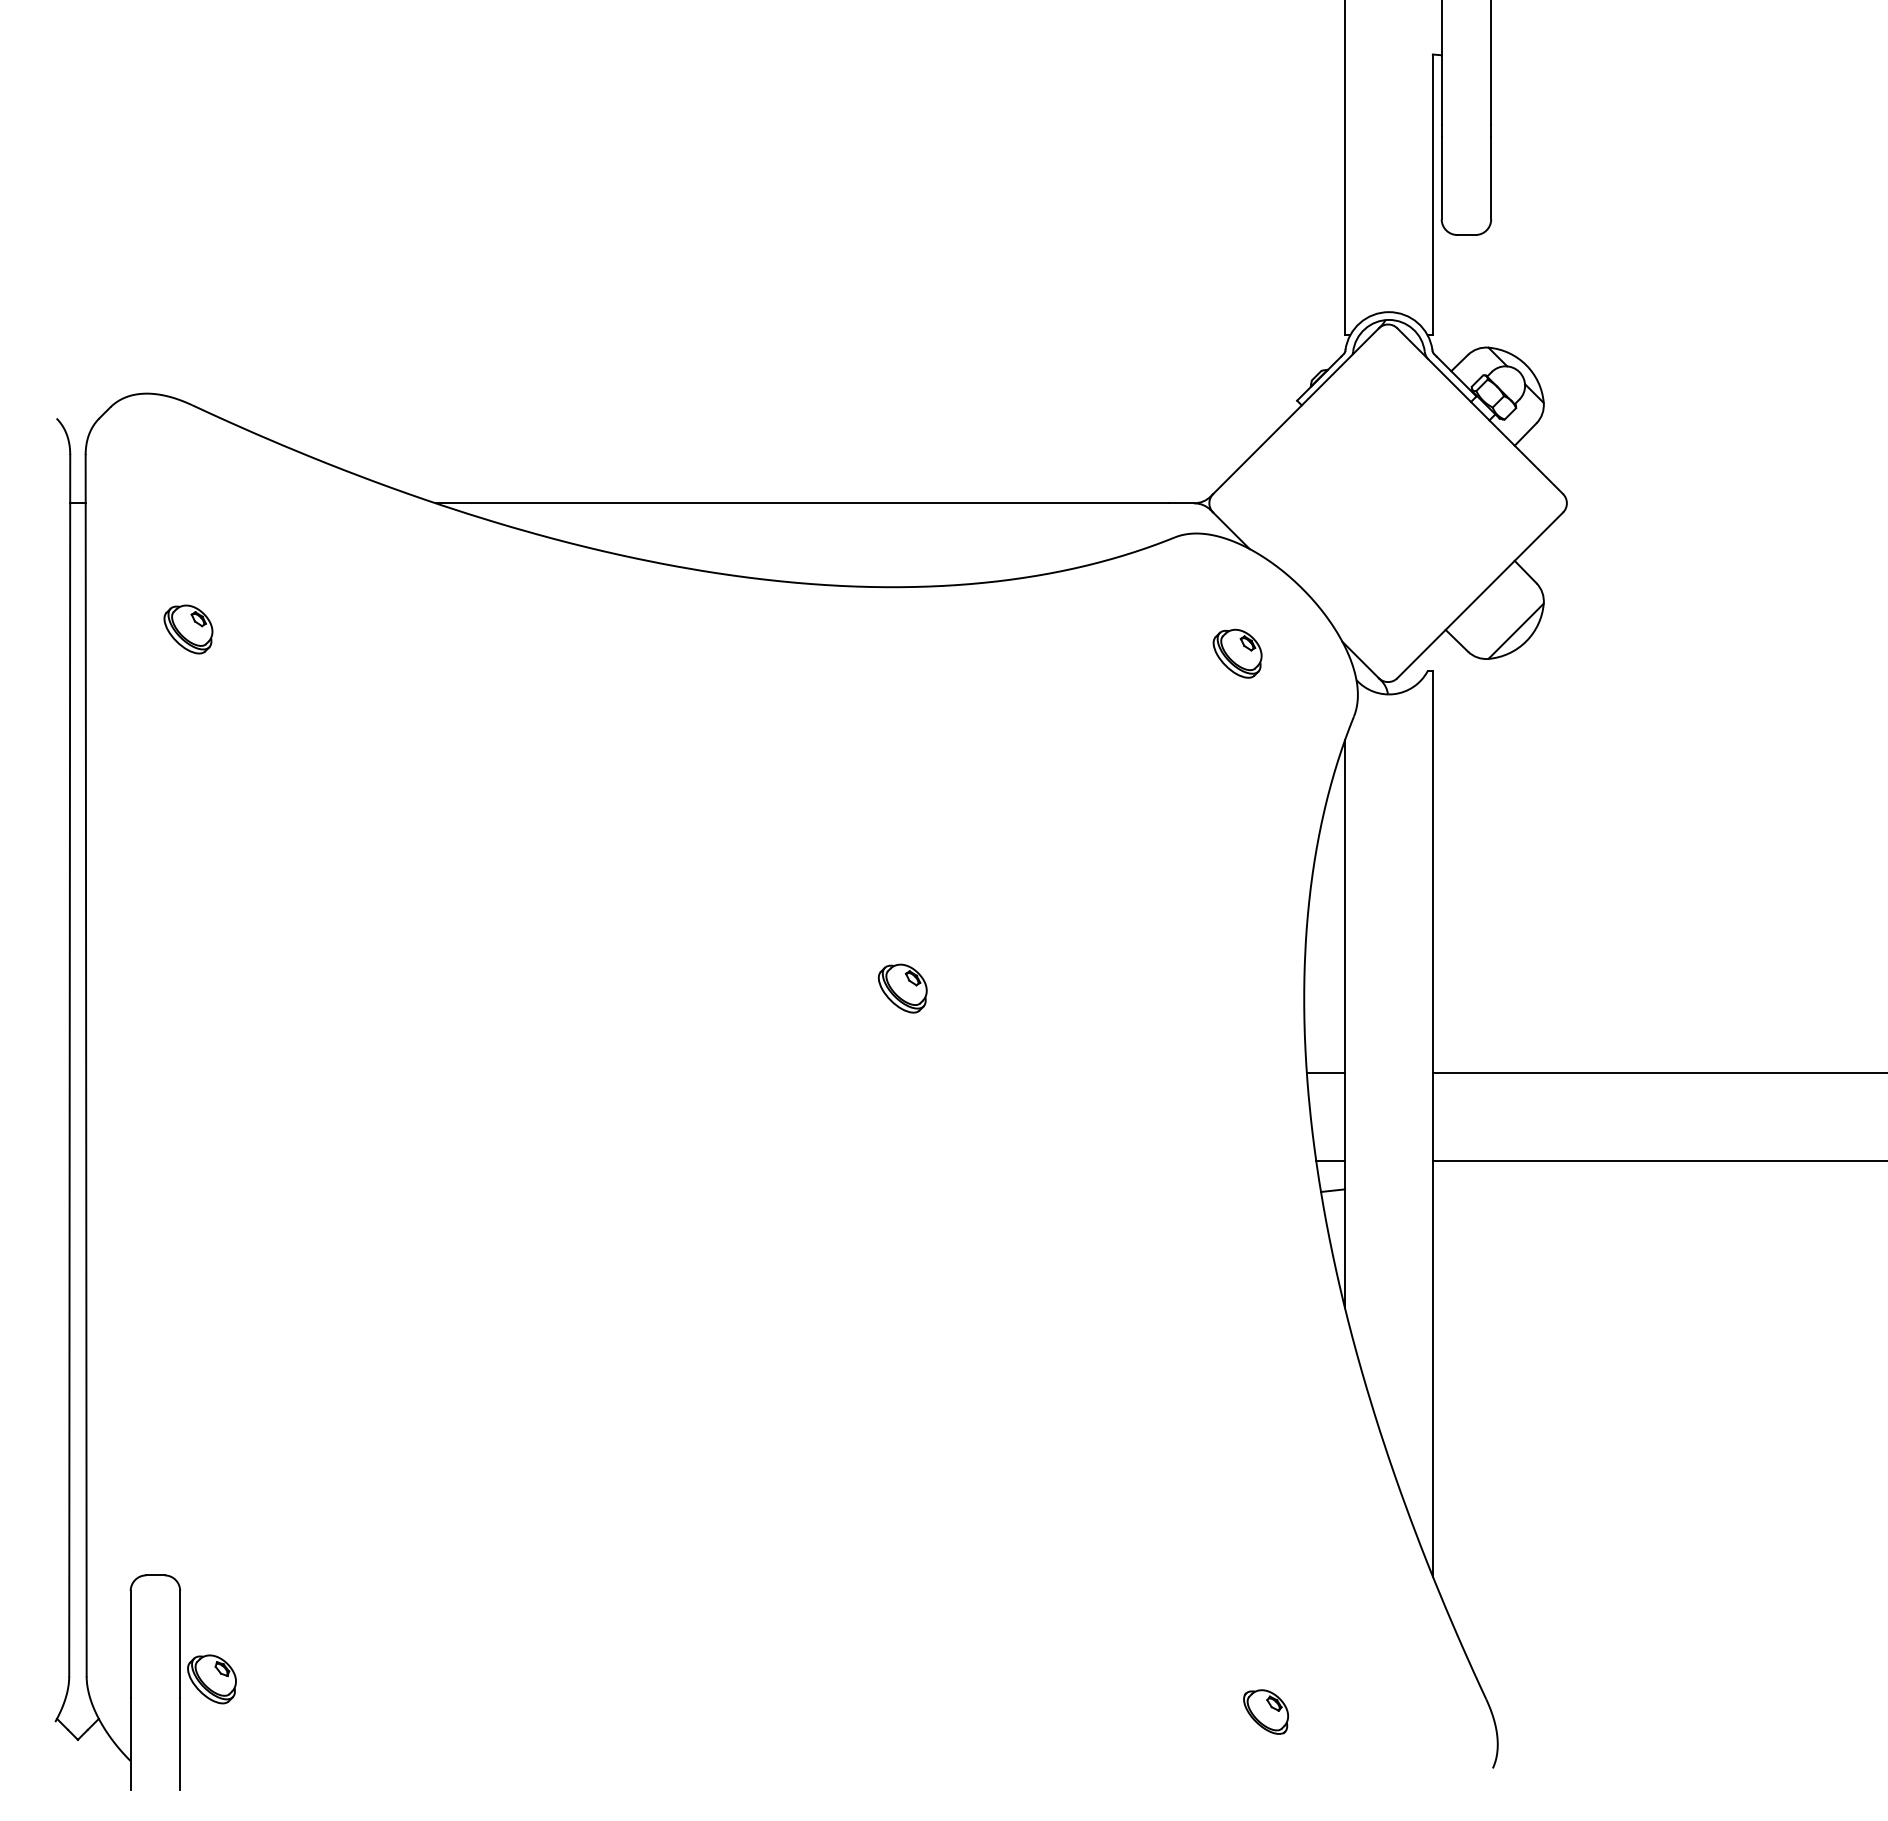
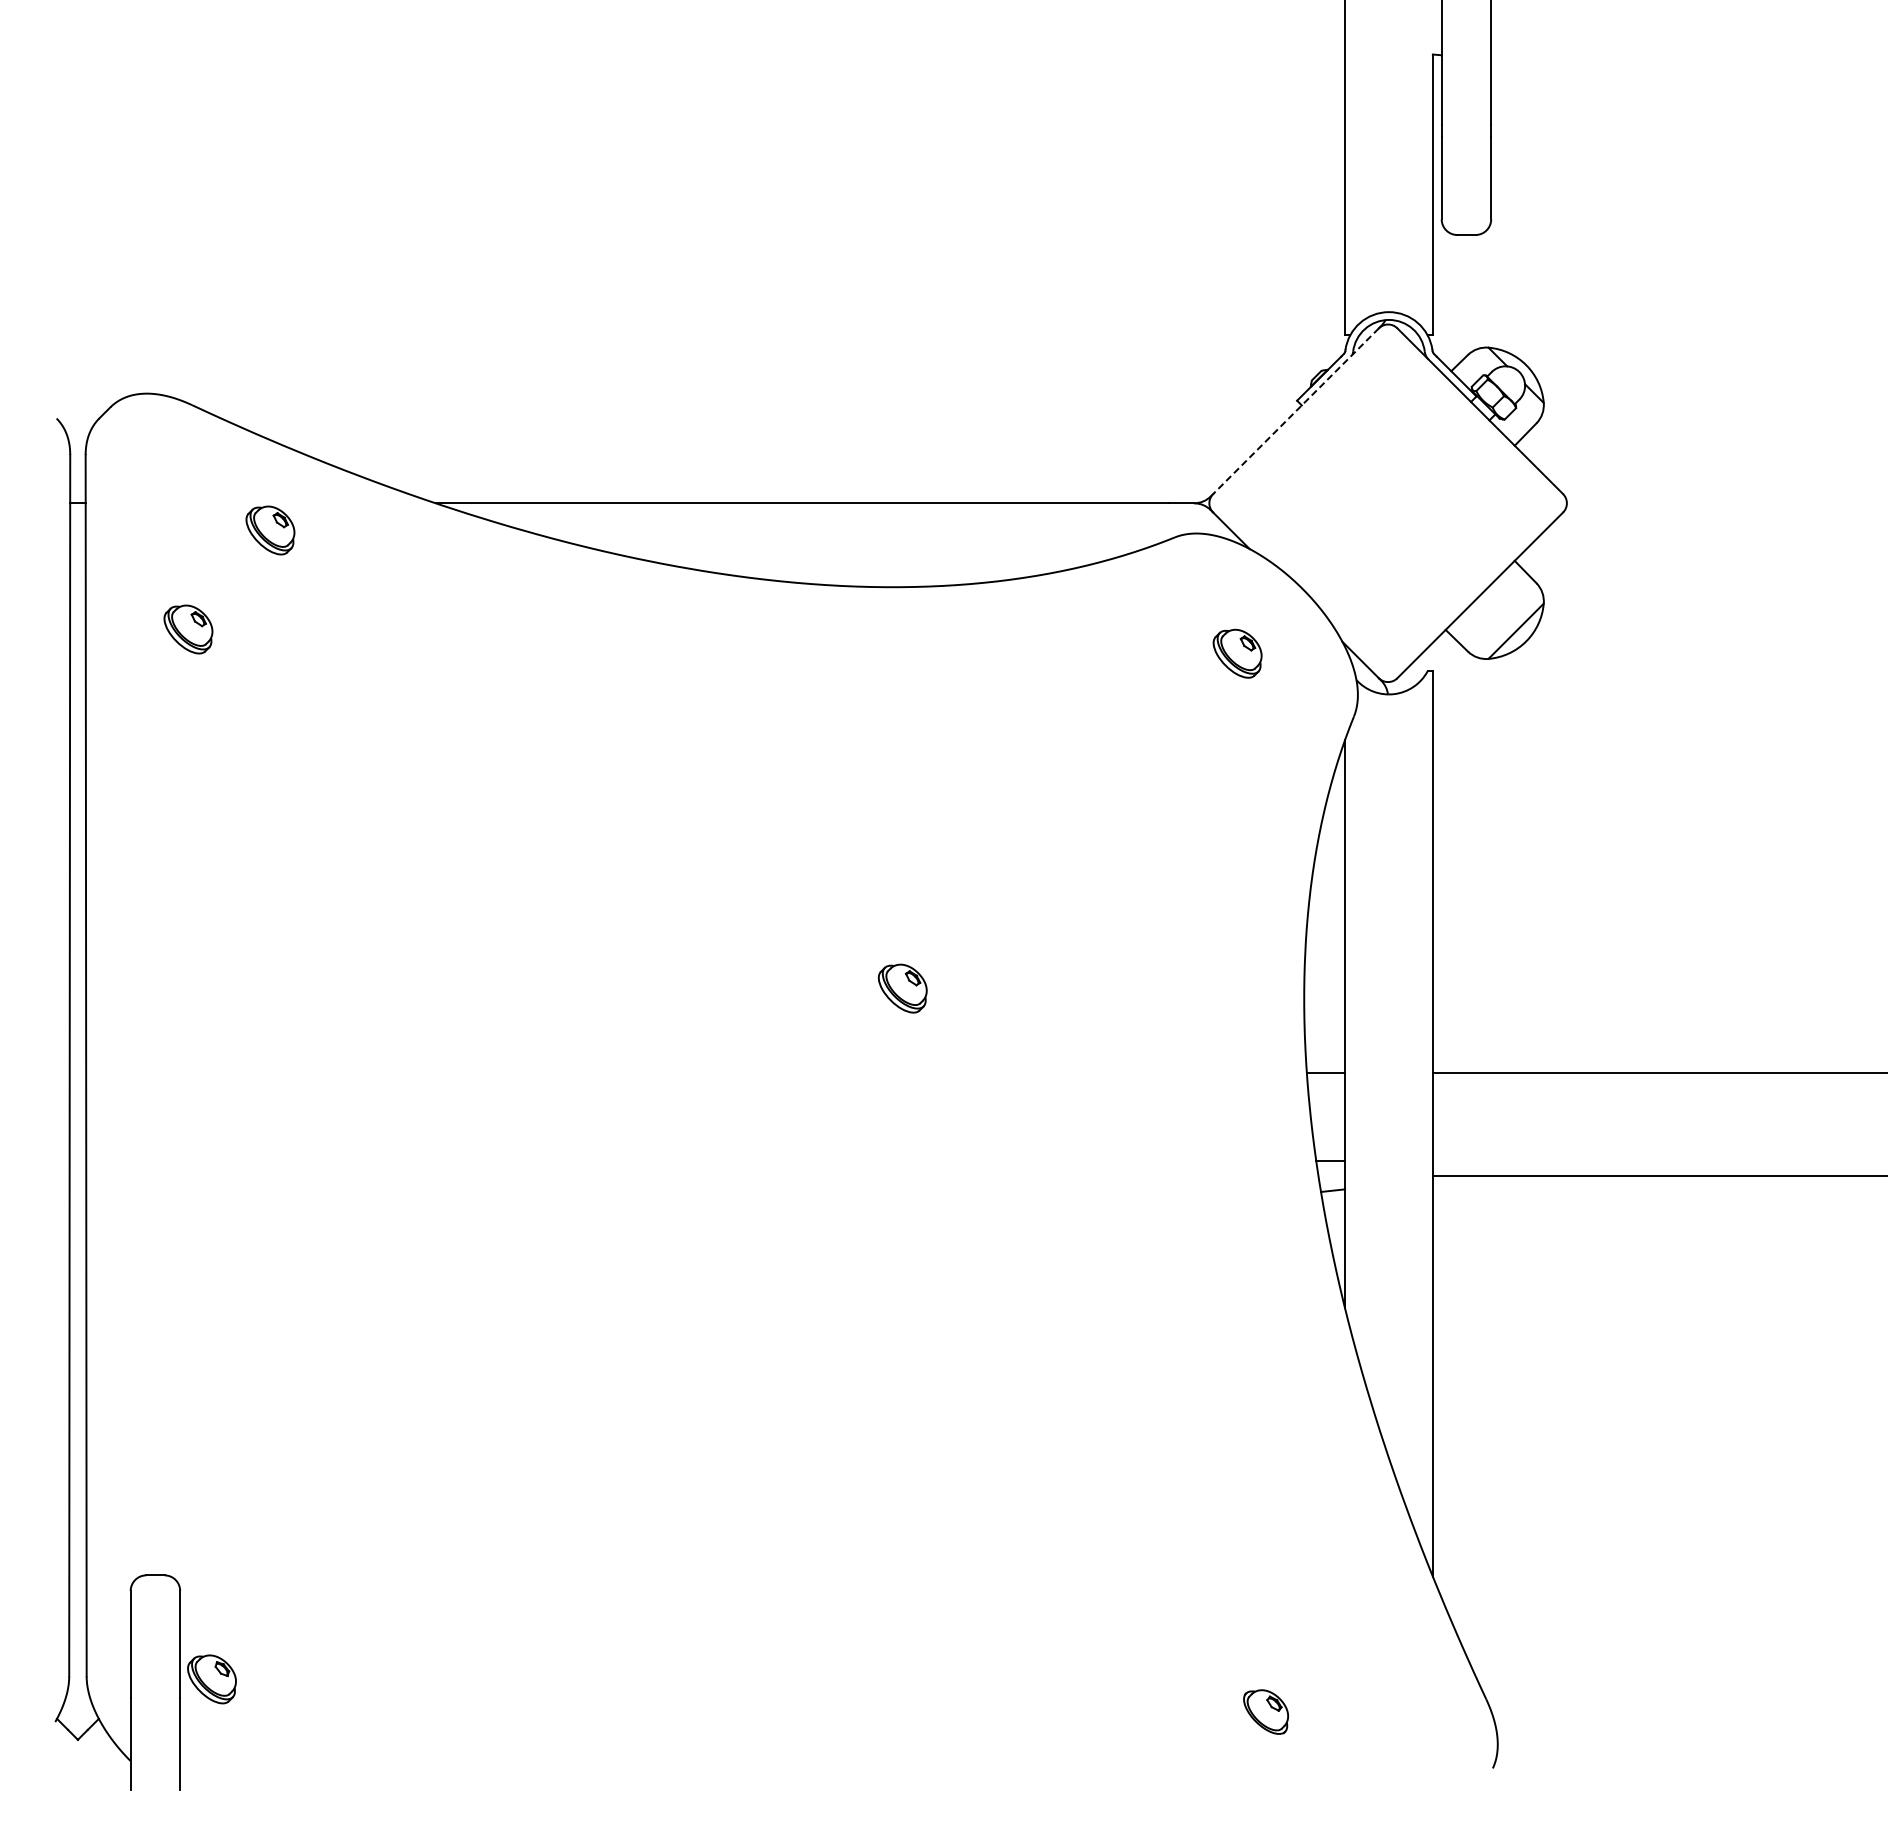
line: solid -> dashed (1295, 411)
part: none -> present (270, 530)
line position: (1658, 1160) -> (1658, 1175) (1658, 1175)
